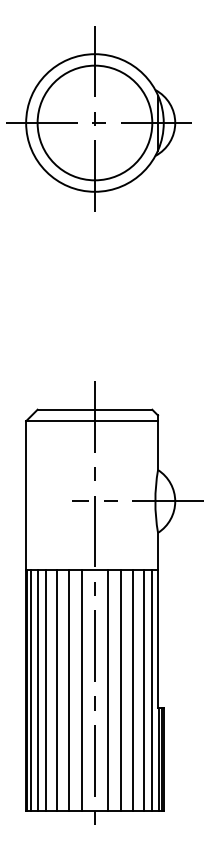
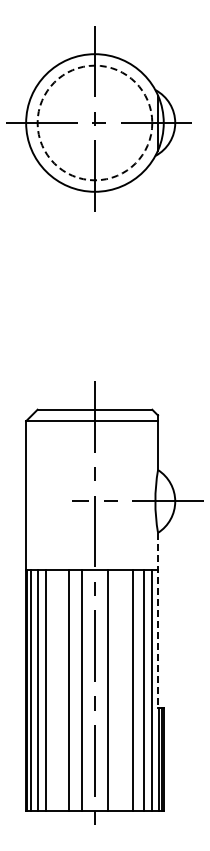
circle: solid -> dashed (94, 122)
line: solid -> dashed (158, 620)
line: present -> none (56, 690)
line: present -> none (121, 690)
